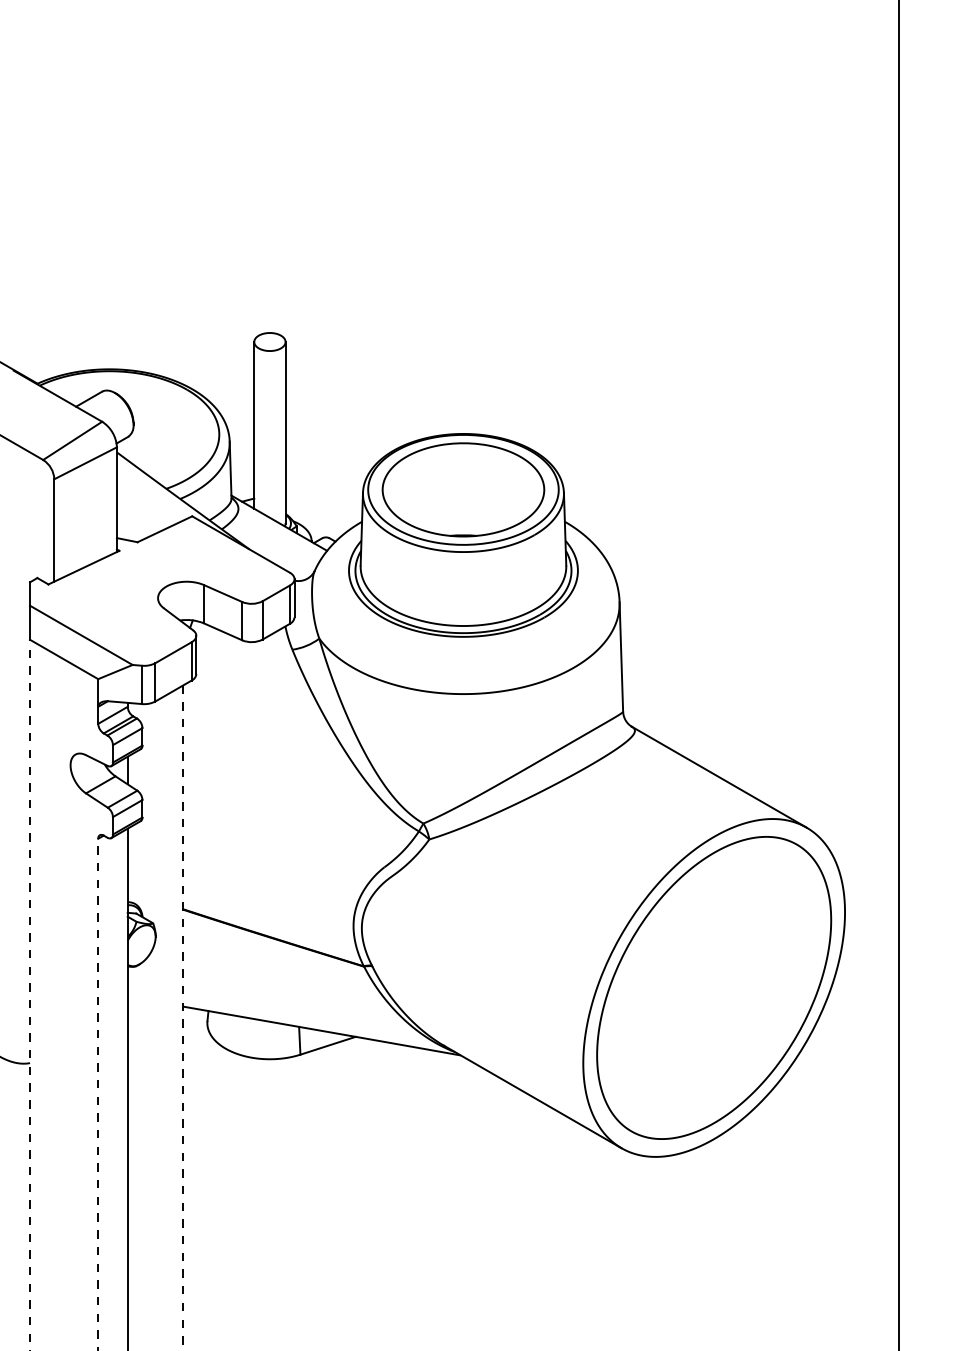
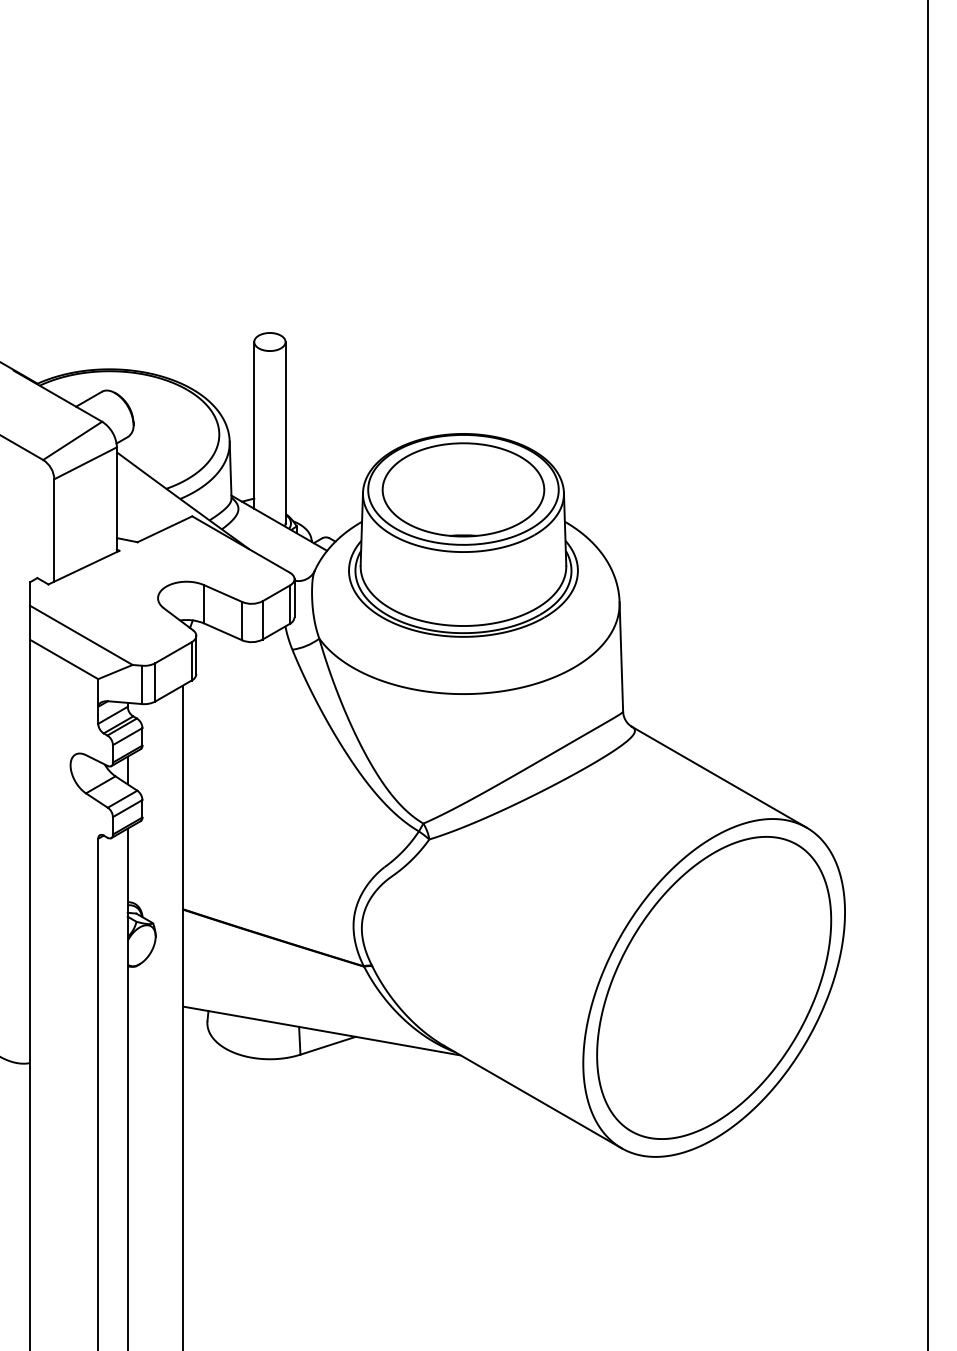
line position: (899, 674) -> (928, 674) (928, 674)
line: dashed -> solid (30, 994)
line: dashed -> solid (183, 1018)
line: dashed -> solid (98, 1094)
